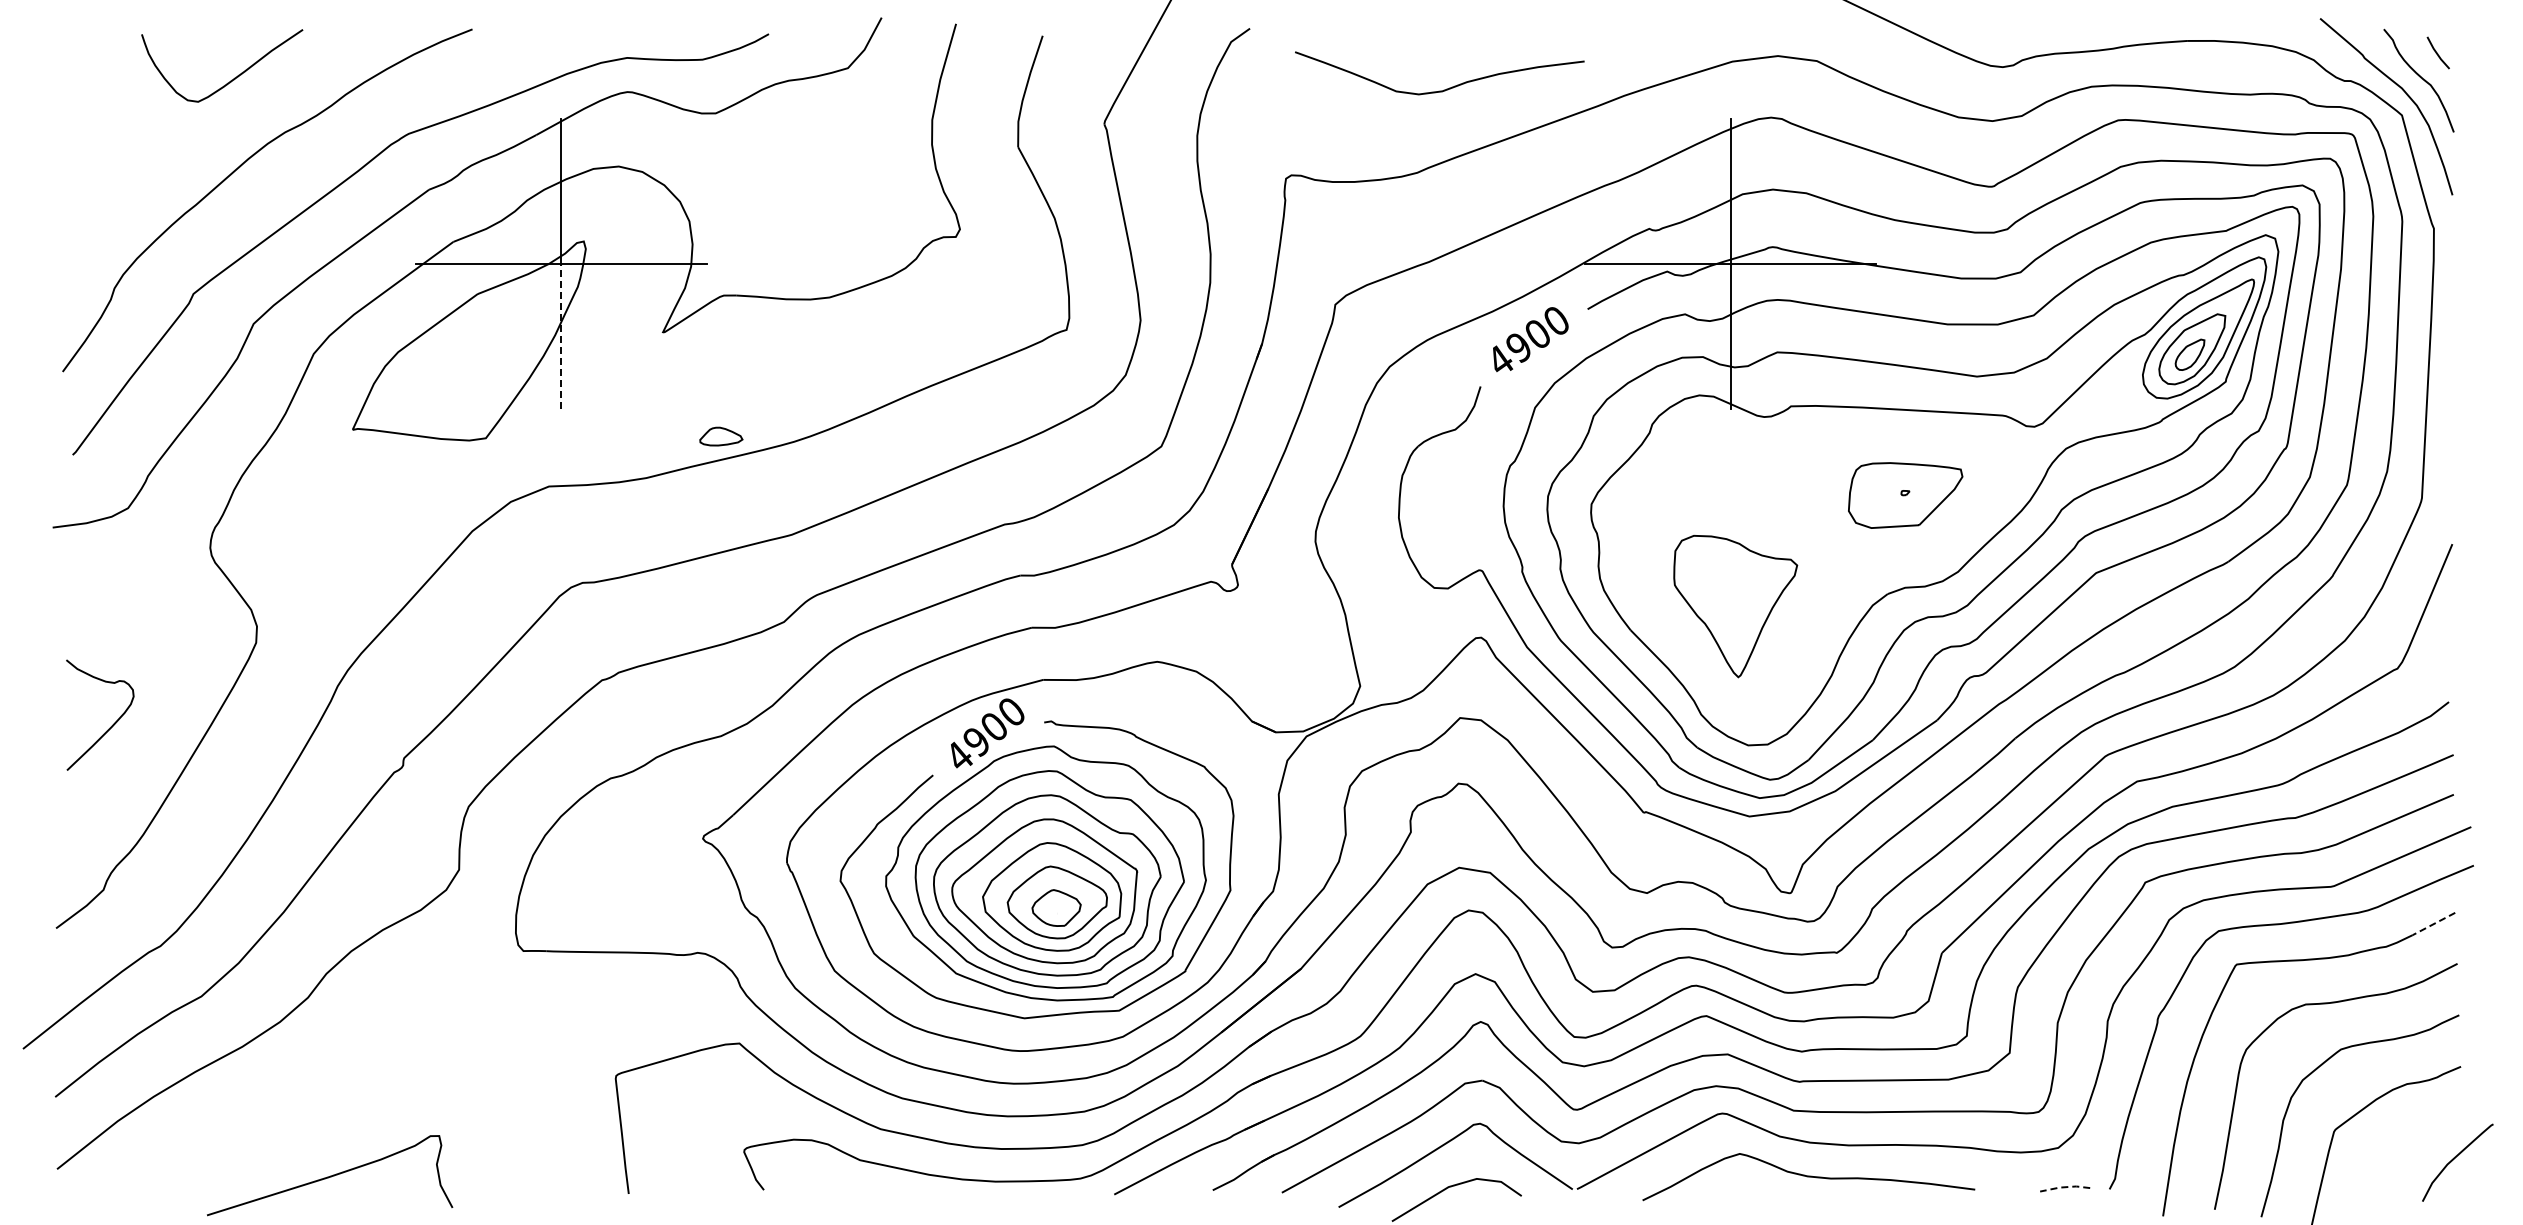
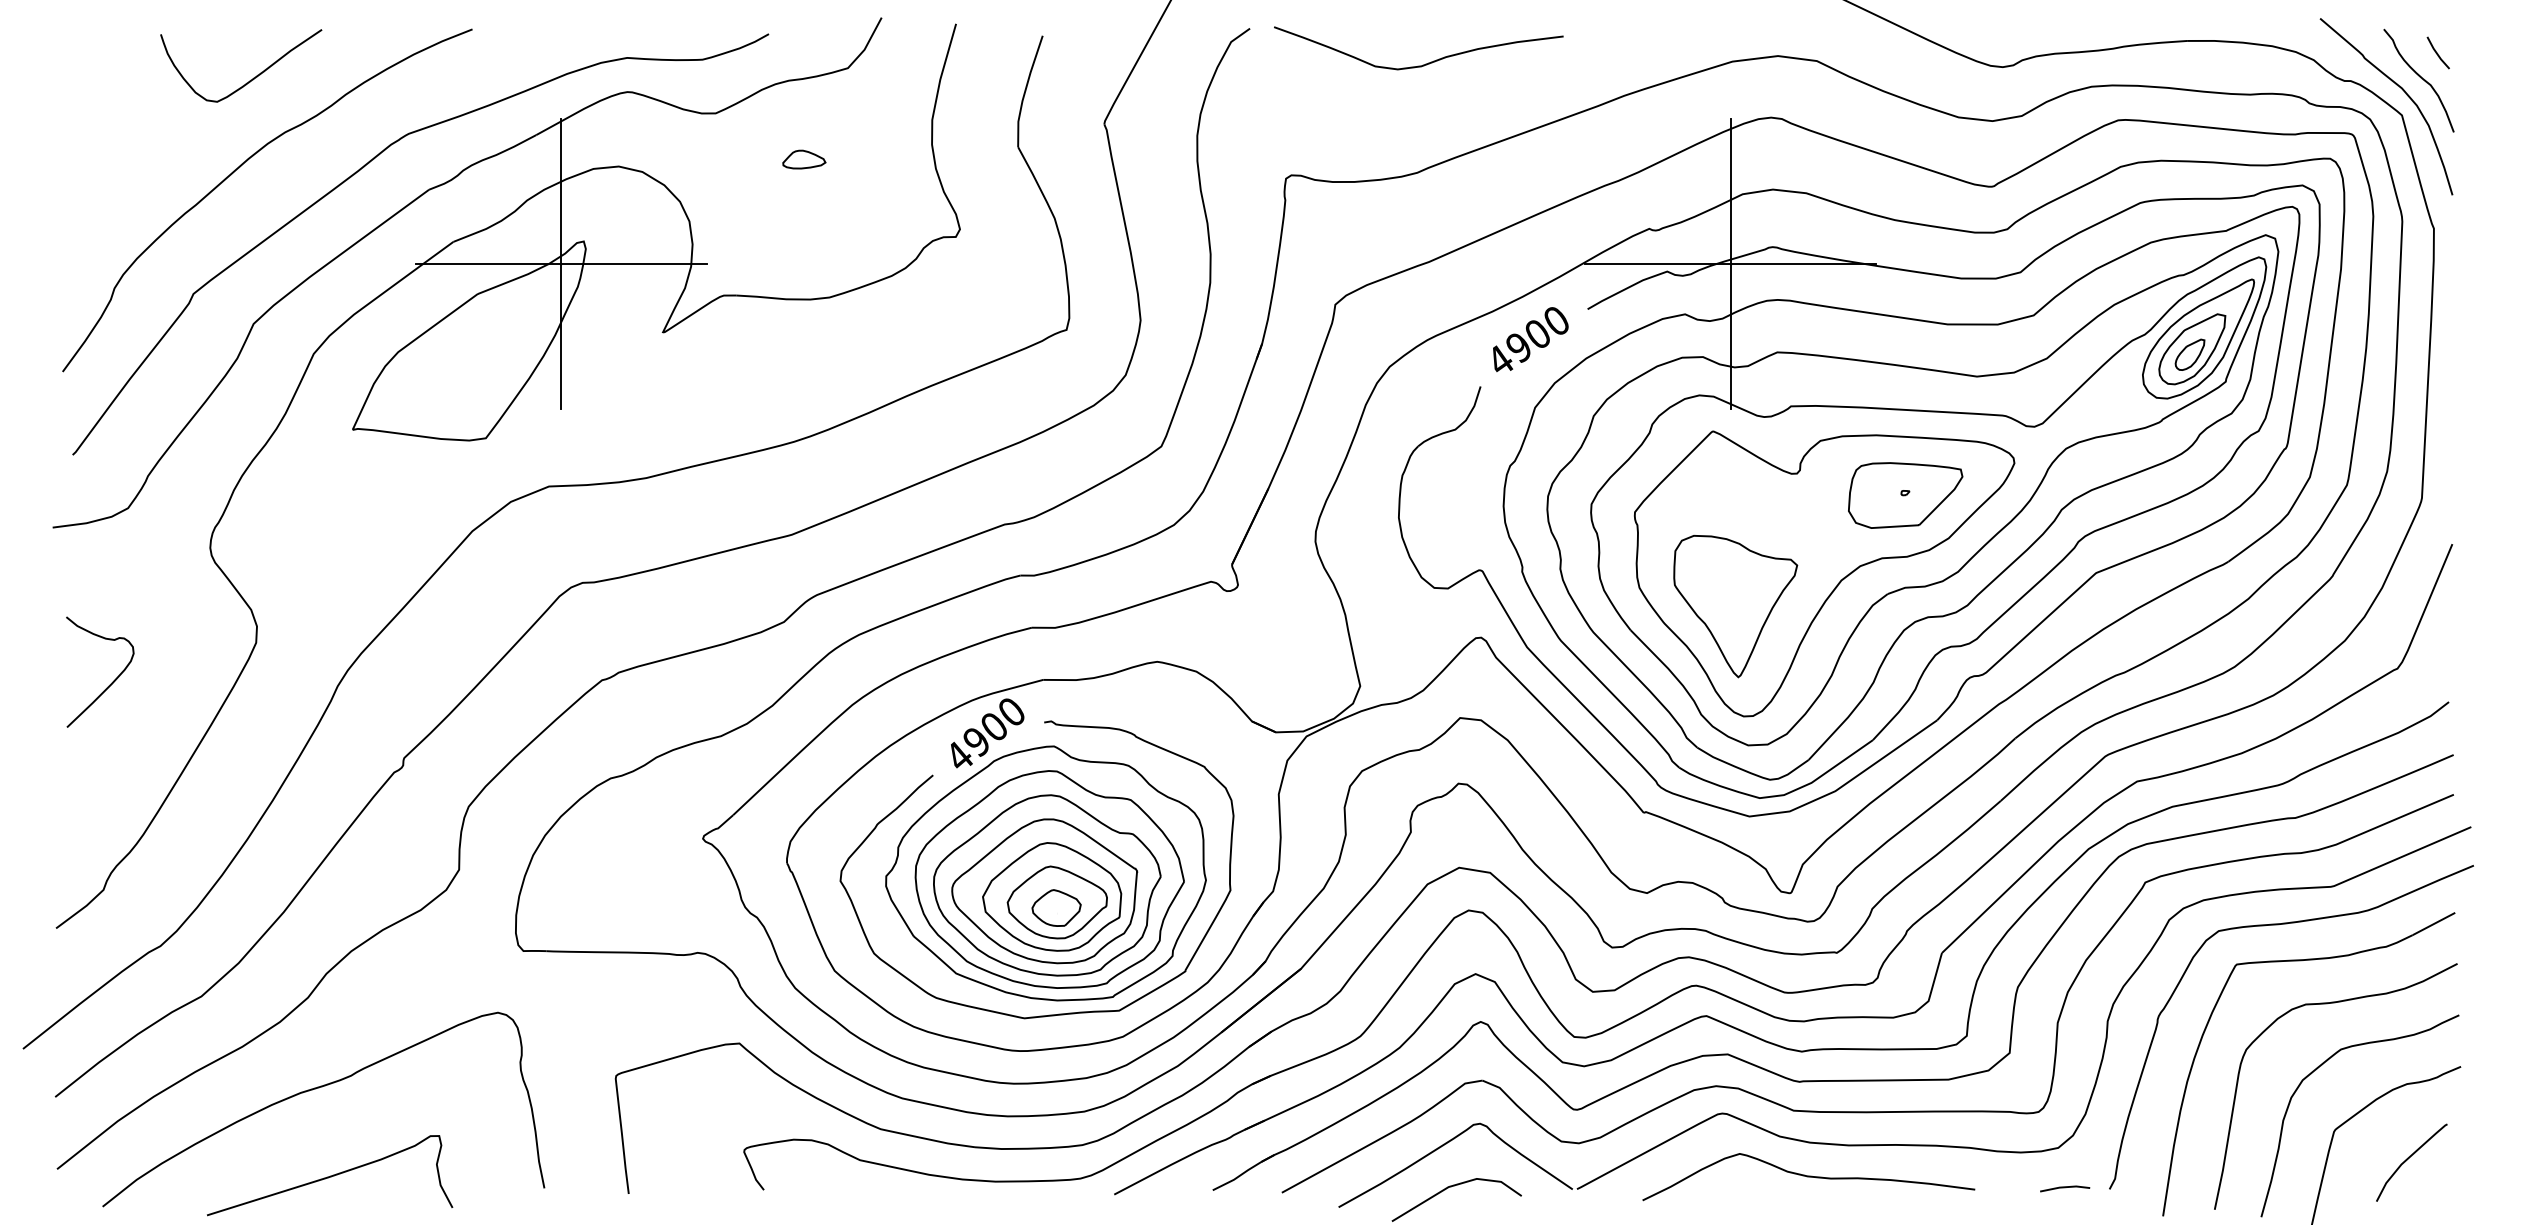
curve position: (234, 77) -> (253, 77) (253, 77)
curve position: (1446, 88) -> (1425, 63) (1425, 63)
line: dashed -> solid (561, 336)
part position: (721, 436) -> (804, 159) (804, 159)
part: none -> present (1824, 573)
curve position: (111, 725) -> (111, 682) (111, 682)
line: dashed -> solid (2433, 924)
curve: none -> present (319, 1088)
curve position: (2454, 1159) -> (2408, 1159) (2408, 1159)
line: dashed -> solid (2064, 1187)
